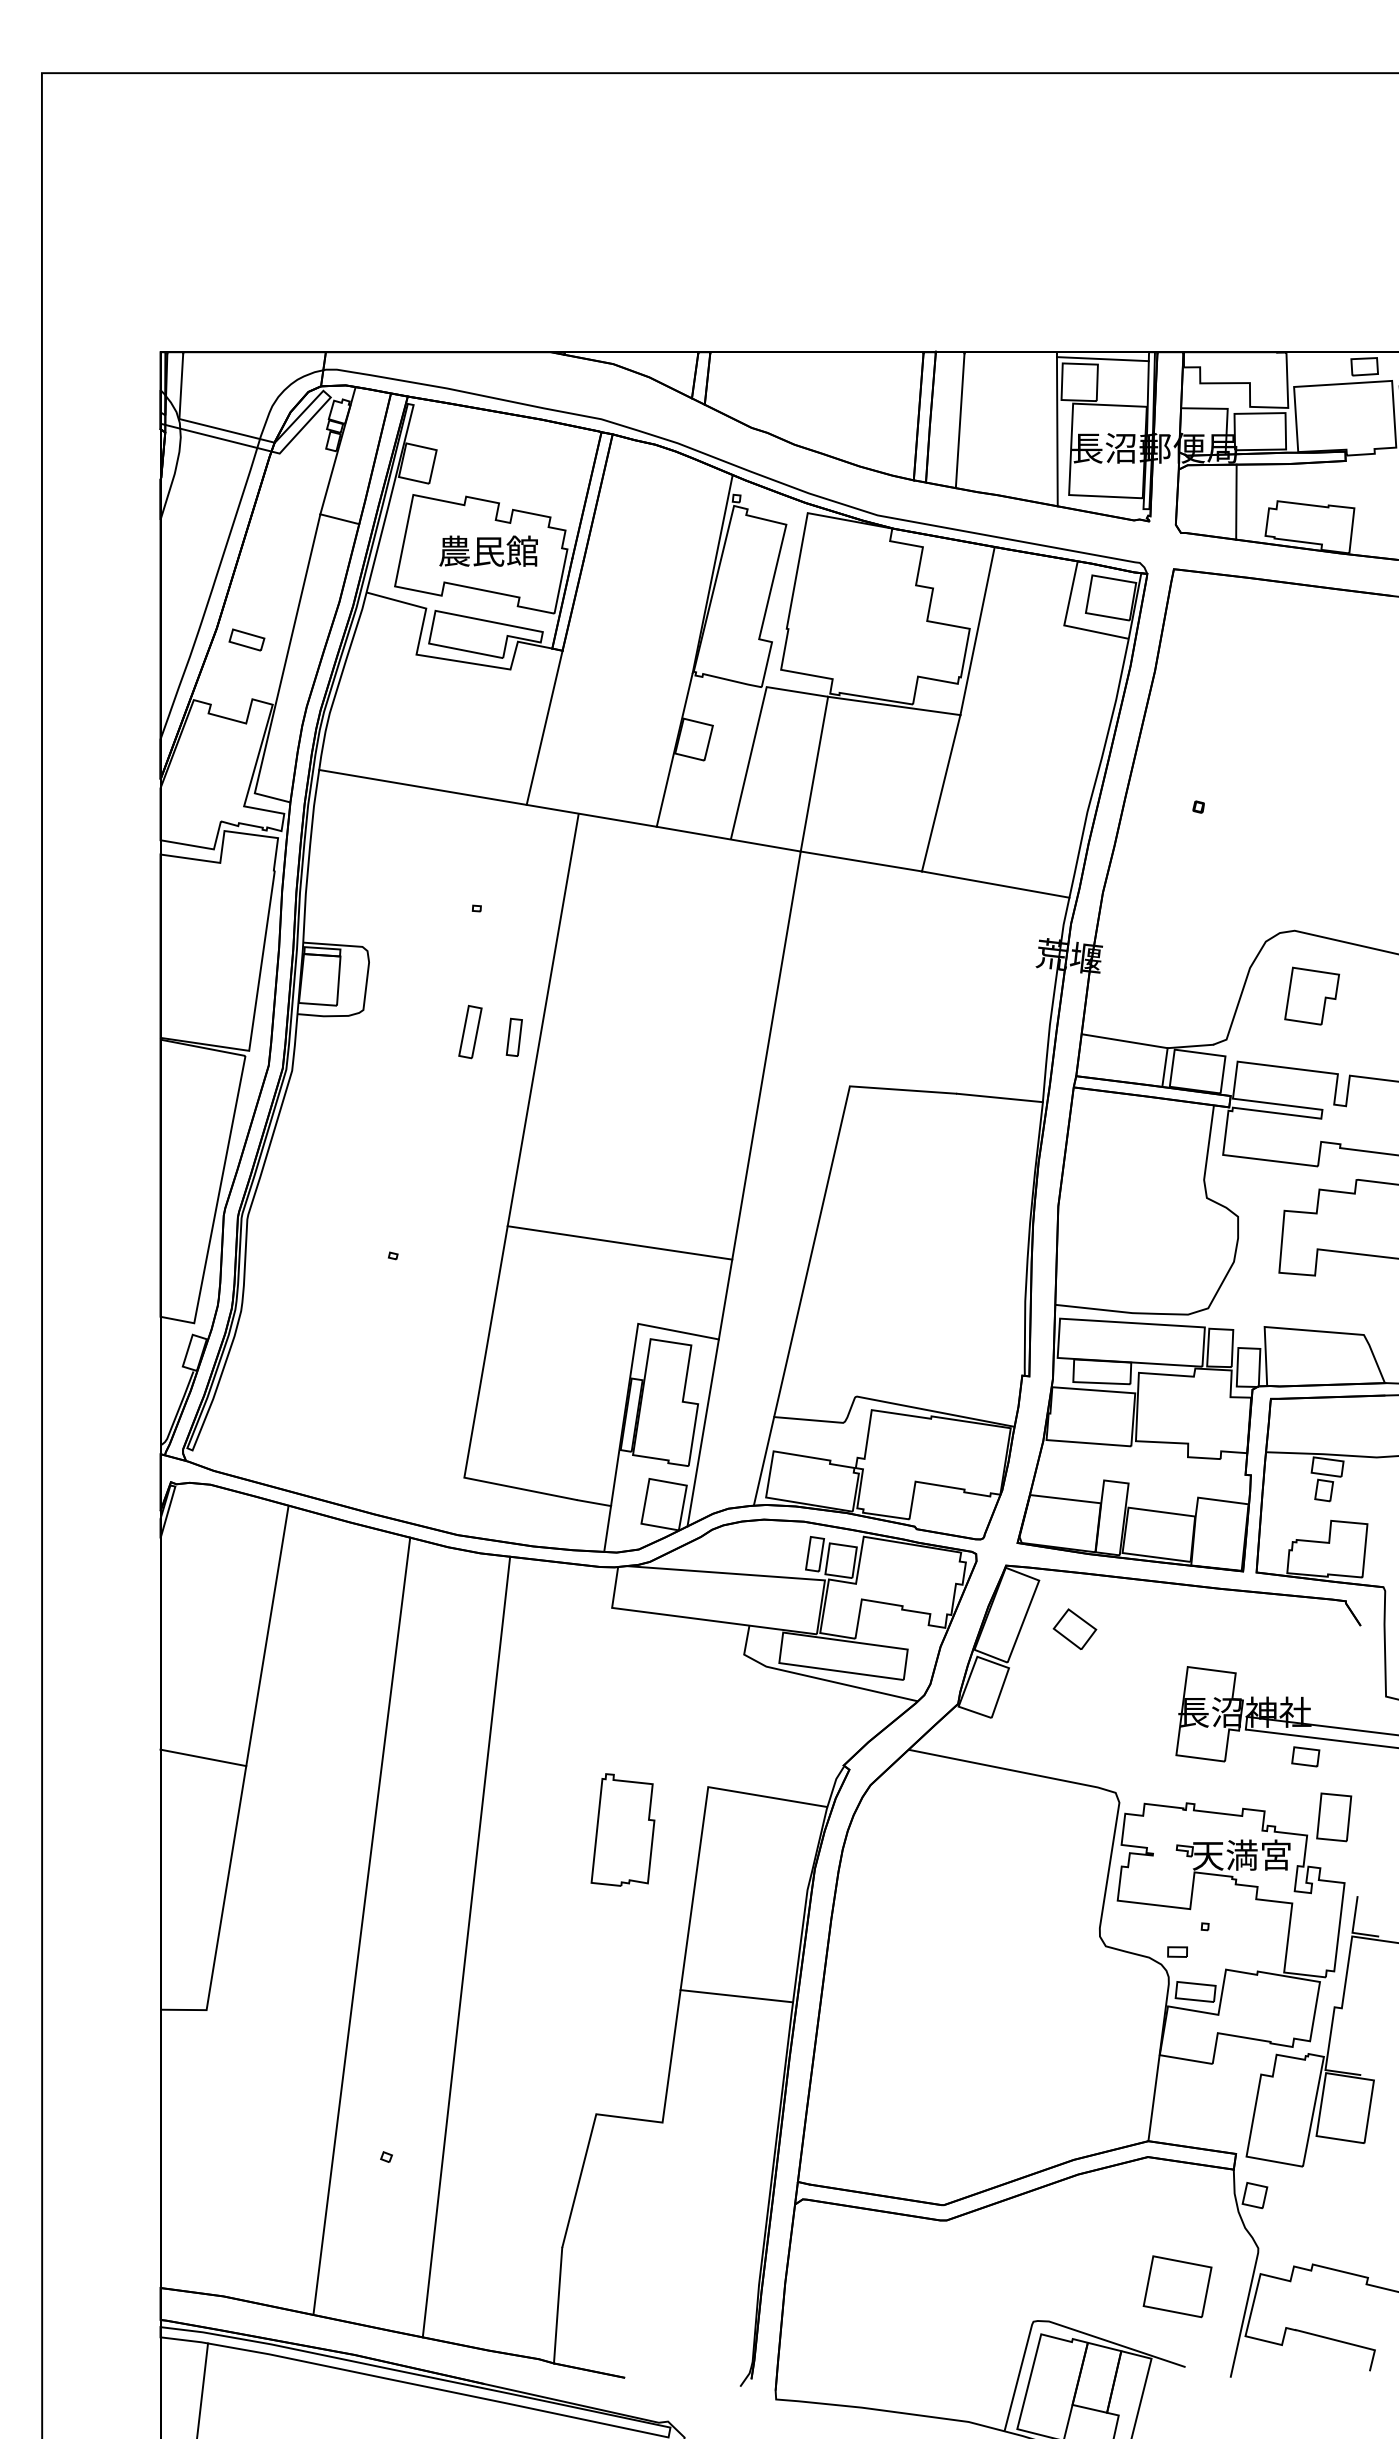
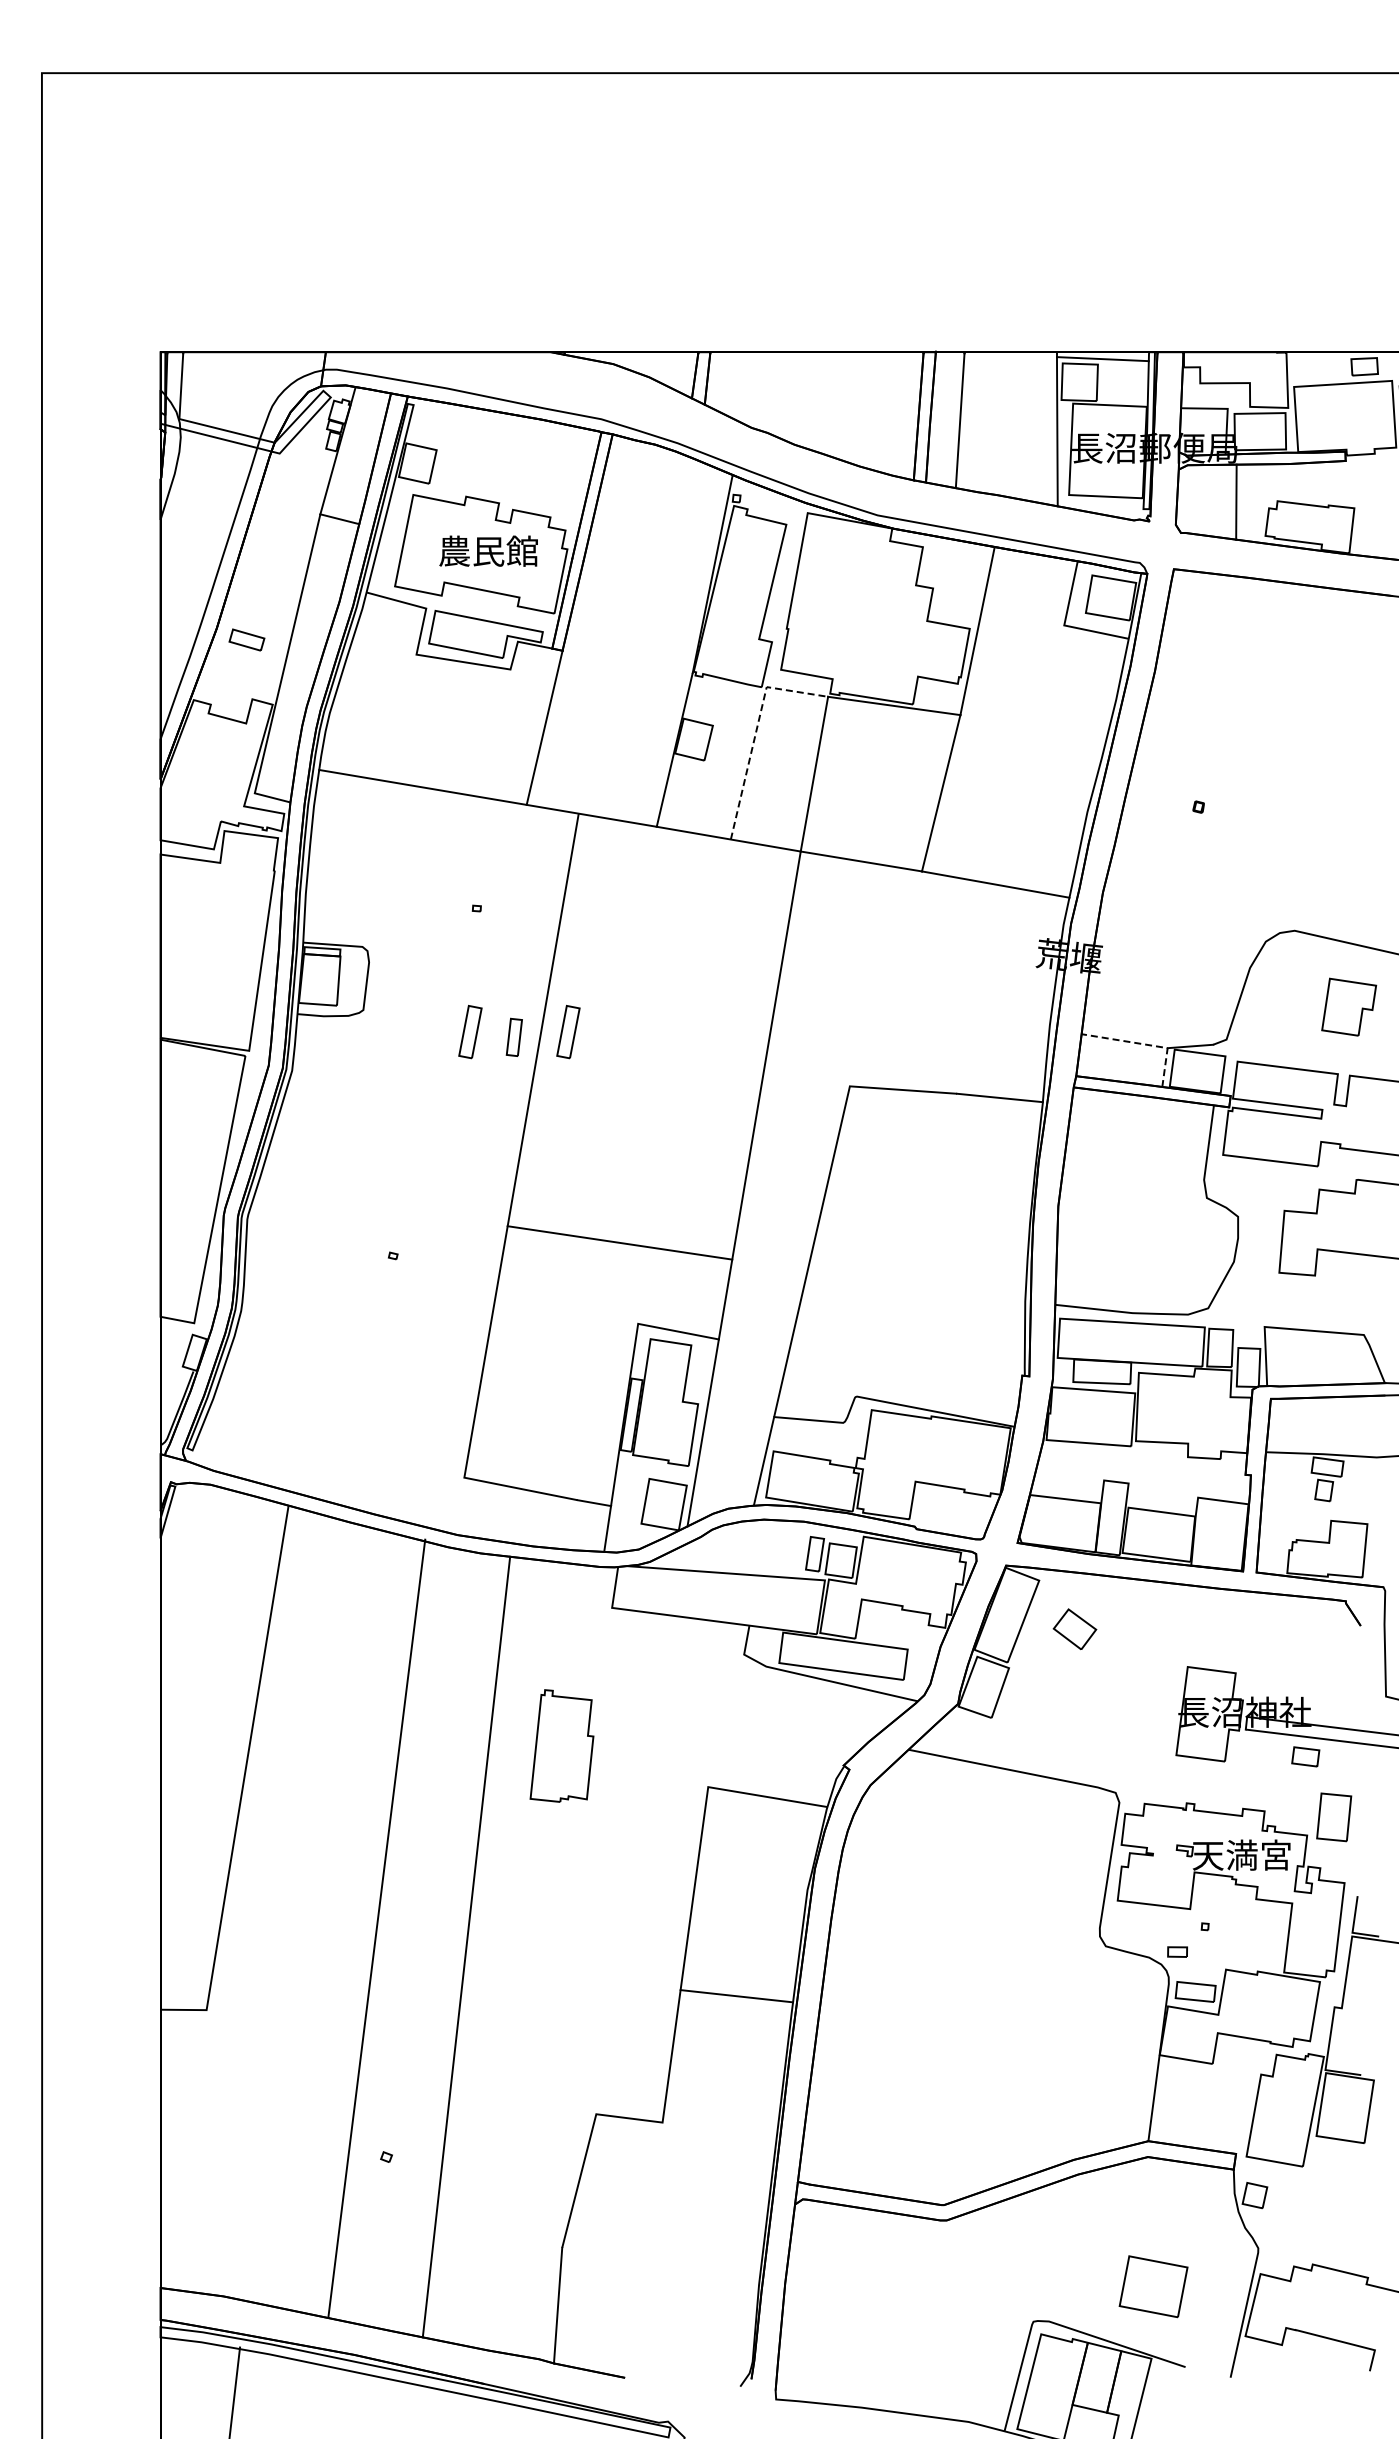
line: solid -> dashed (756, 731)
part position: (1312, 995) -> (1349, 1006) (1349, 1006)
part: none -> present (568, 1031)
line: solid -> dashed (1144, 1044)
line: present -> none (203, 1757)
part position: (622, 1829) -> (561, 1745) (561, 1745)
line position: (361, 1925) -> (376, 1927) (376, 1927)
part position: (1177, 2286) -> (1153, 2286) (1153, 2286)
line position: (202, 2389) -> (234, 2391) (234, 2391)
